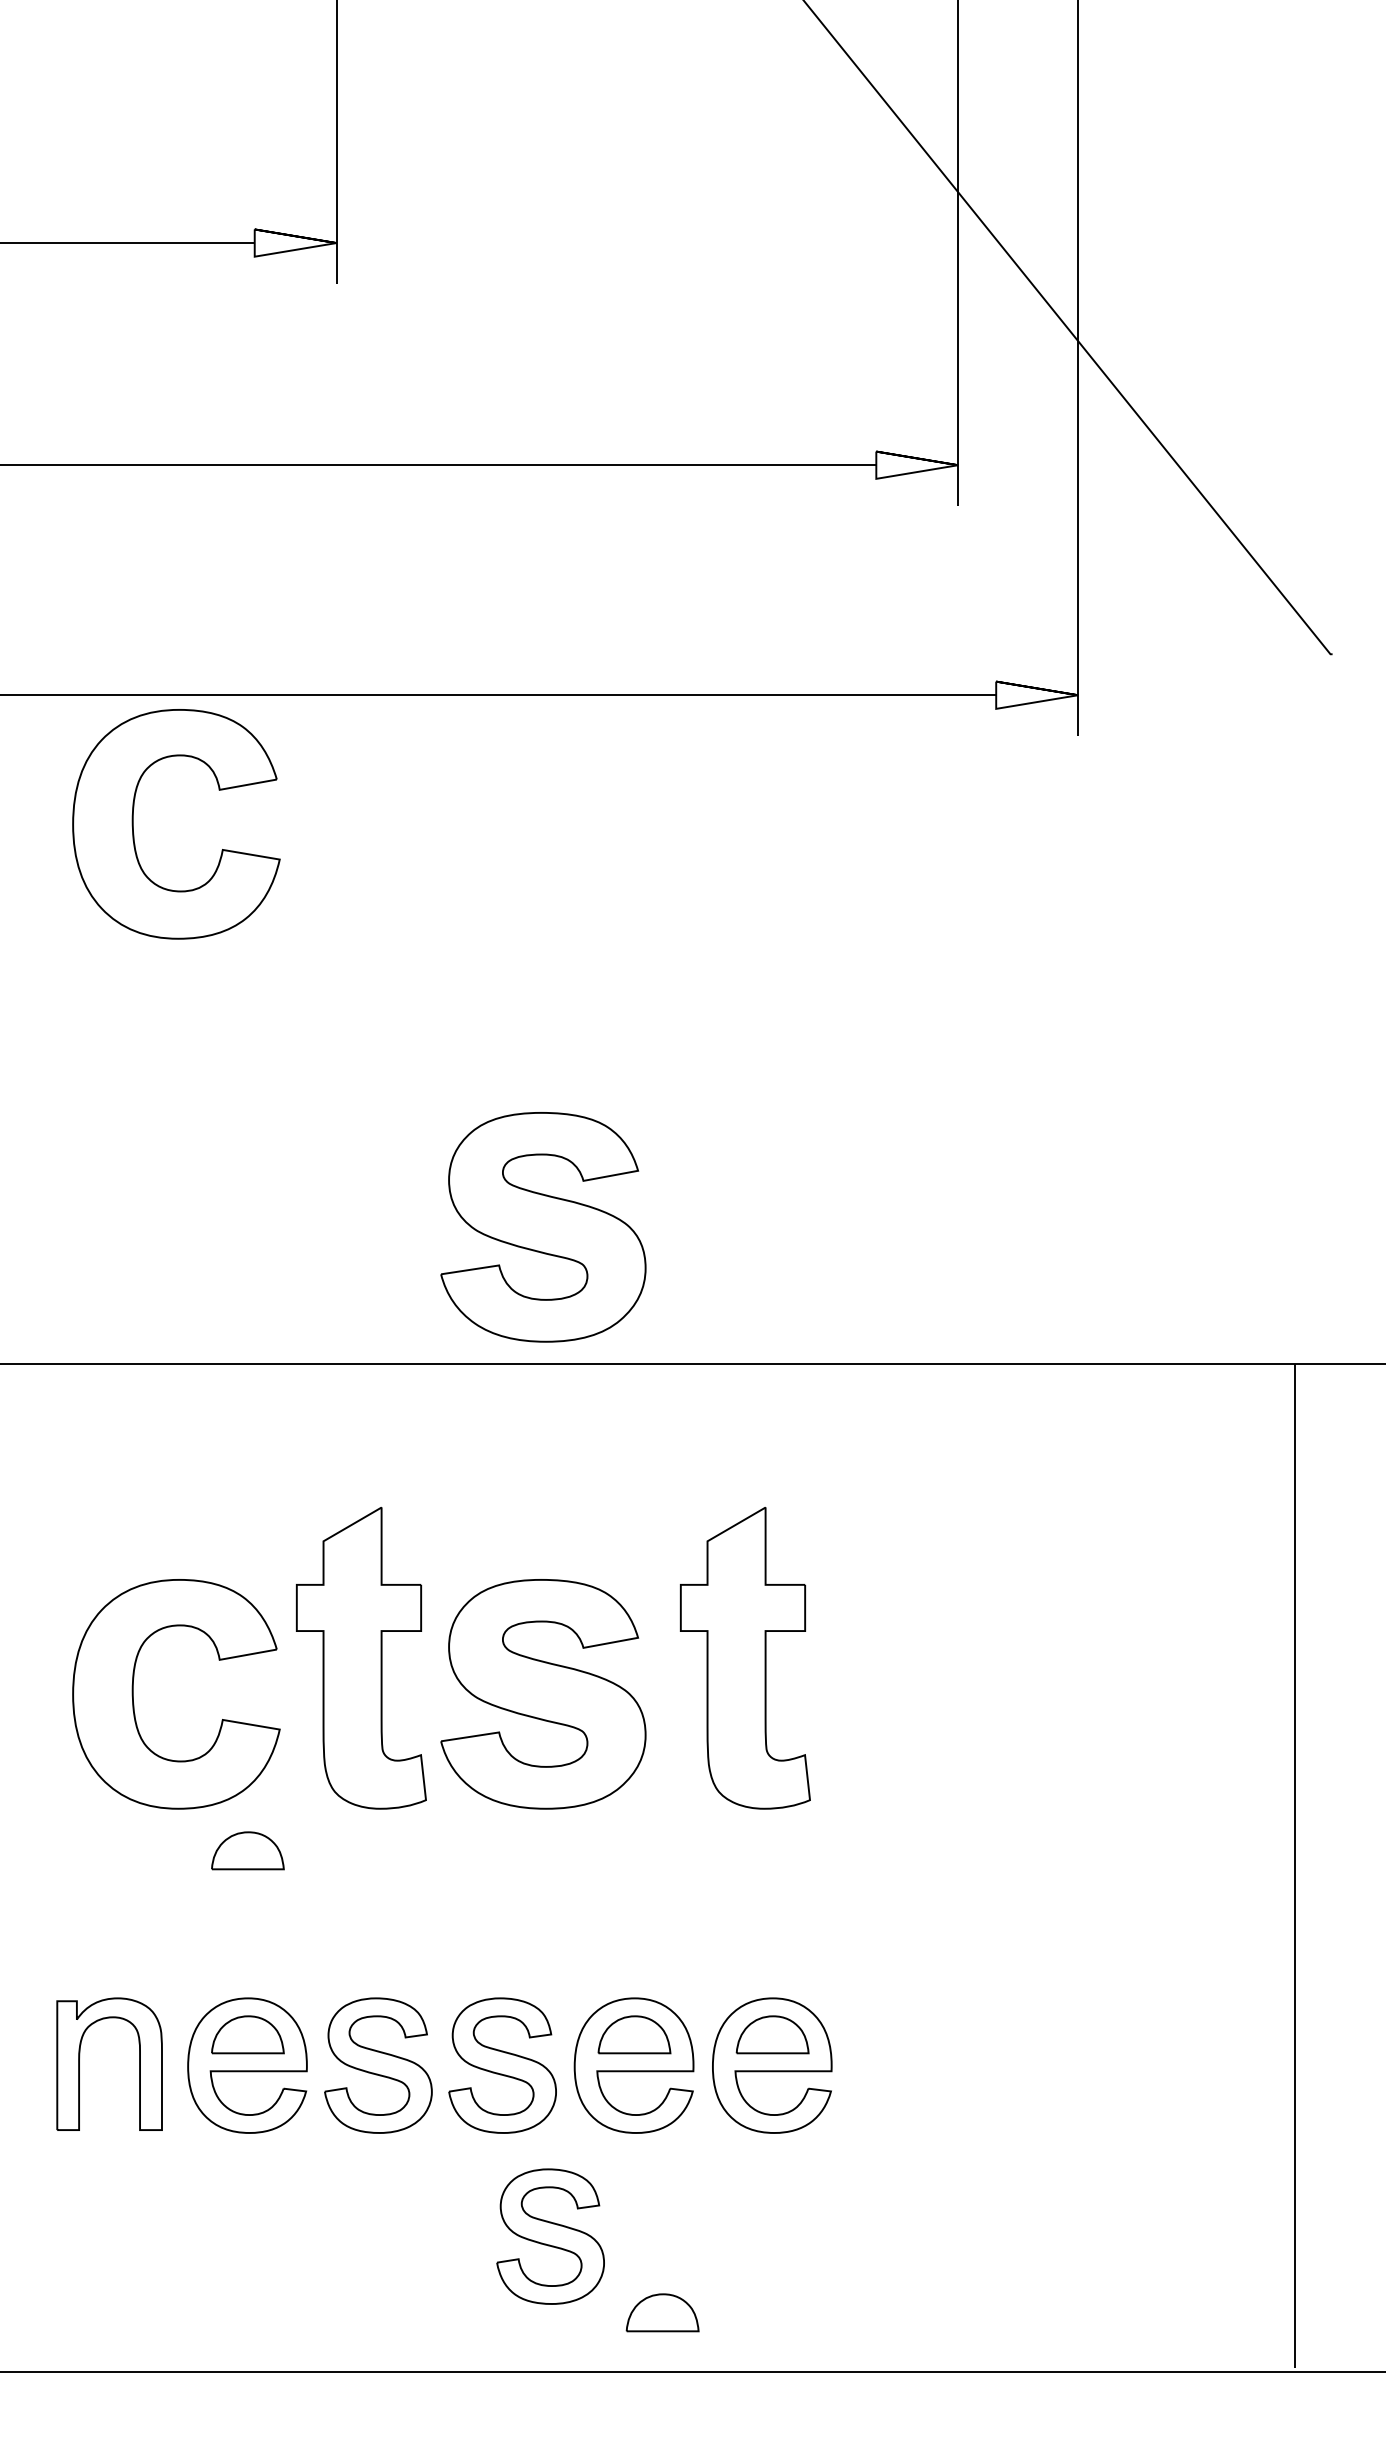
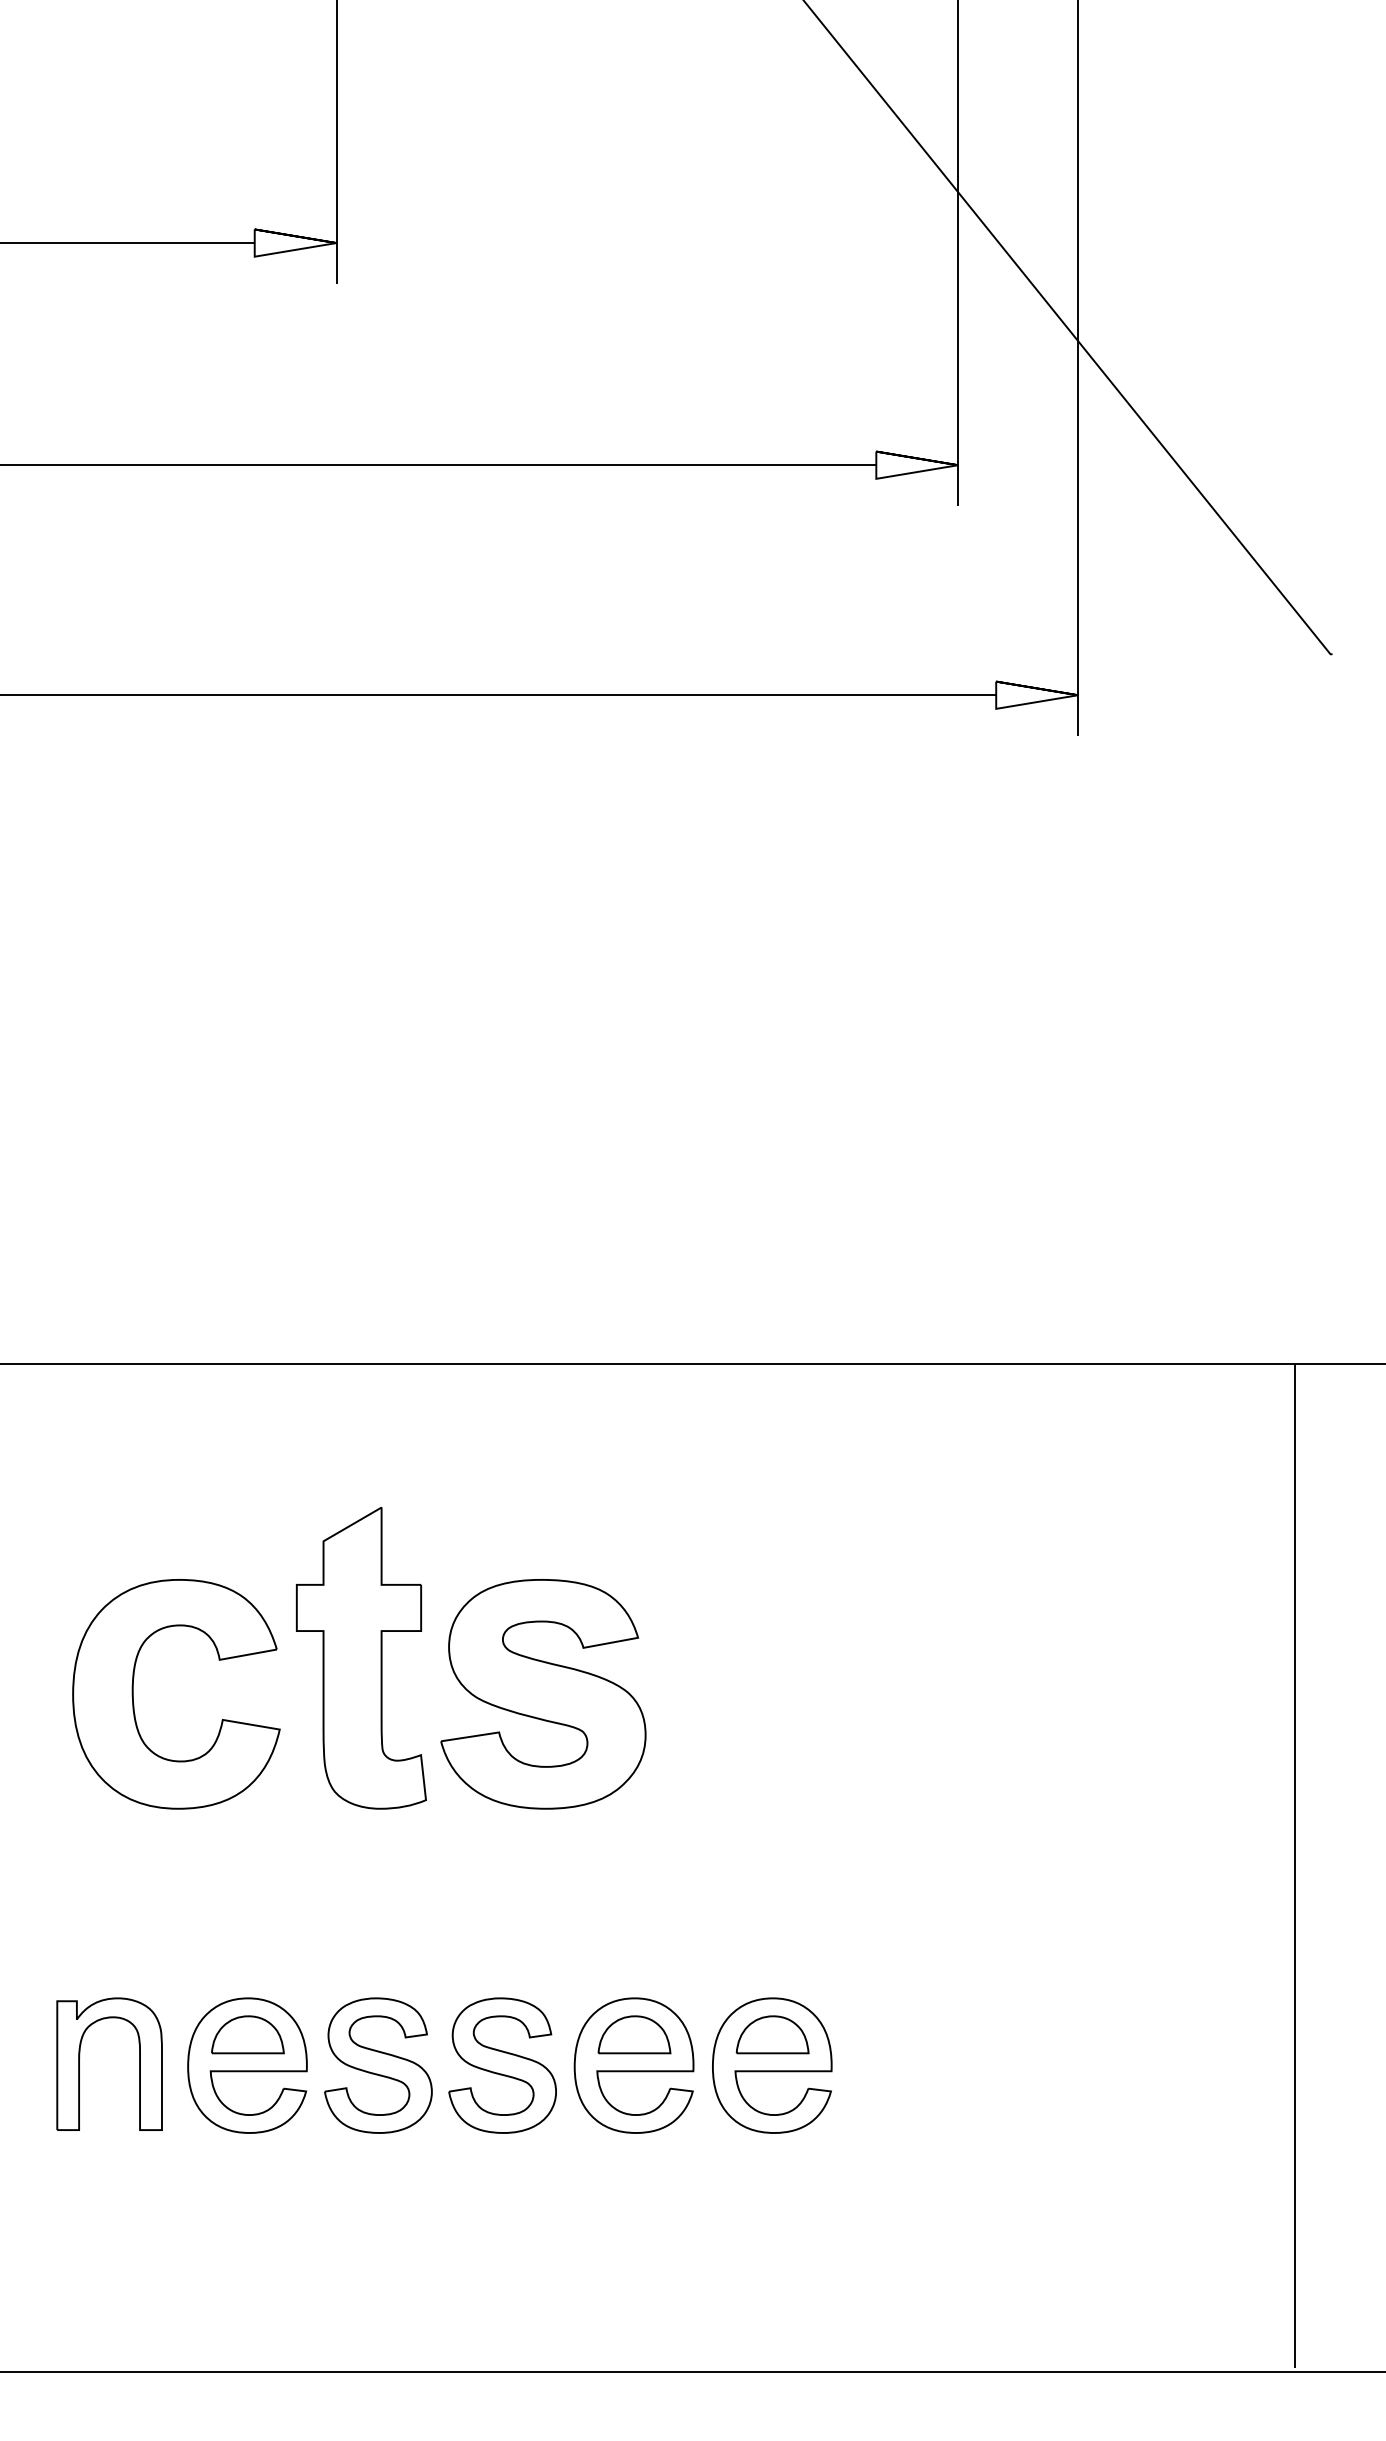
part: present -> none (133, 824)
part: present -> none (543, 1227)
part: present -> none (745, 1658)
part: present -> none (247, 1850)
part: present -> none (550, 2236)
part: present -> none (662, 2312)
